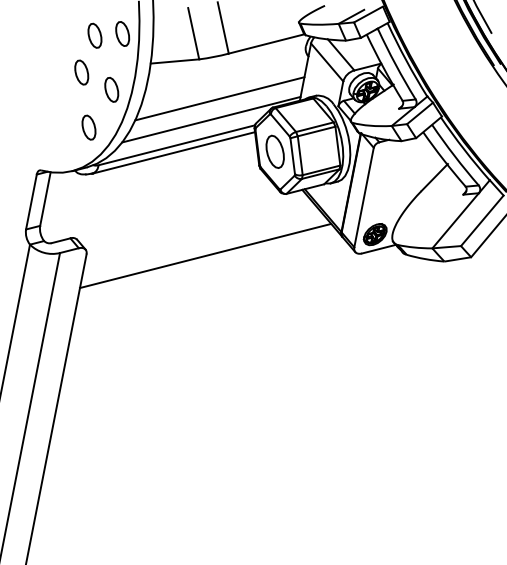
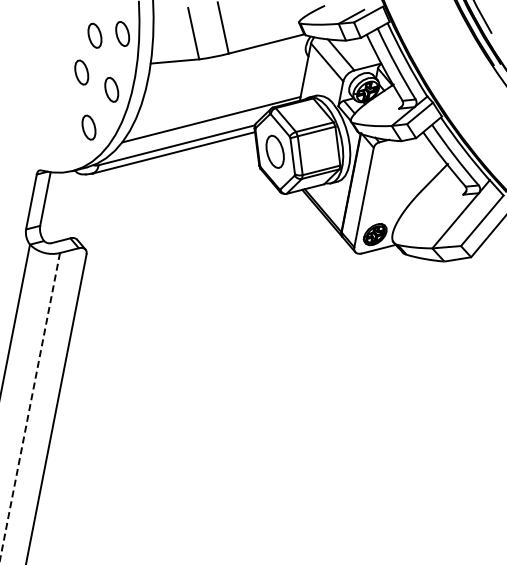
line: present -> none (219, 98)
line: present -> none (205, 255)
line: solid -> dashed (29, 406)
